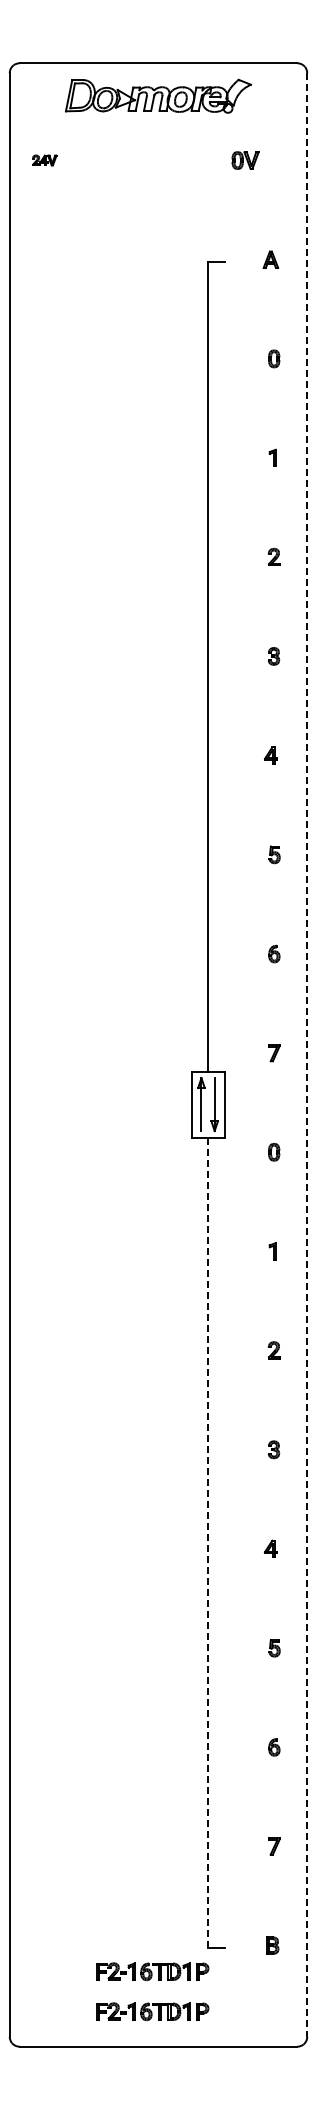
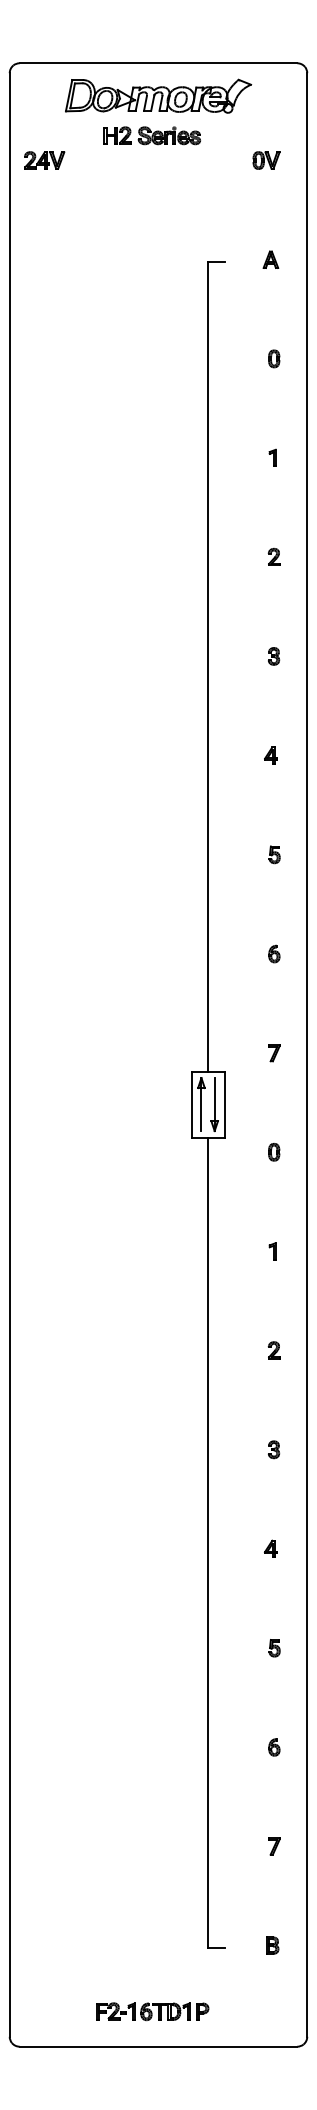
part: none -> present (152, 135)
part size: 26x13 px -> 42x19 px (44, 160)
part position: (245, 160) -> (266, 160) (266, 160)
line: dashed -> solid (307, 1054)
line: dashed -> solid (208, 1542)
part: present -> none (152, 1971)
